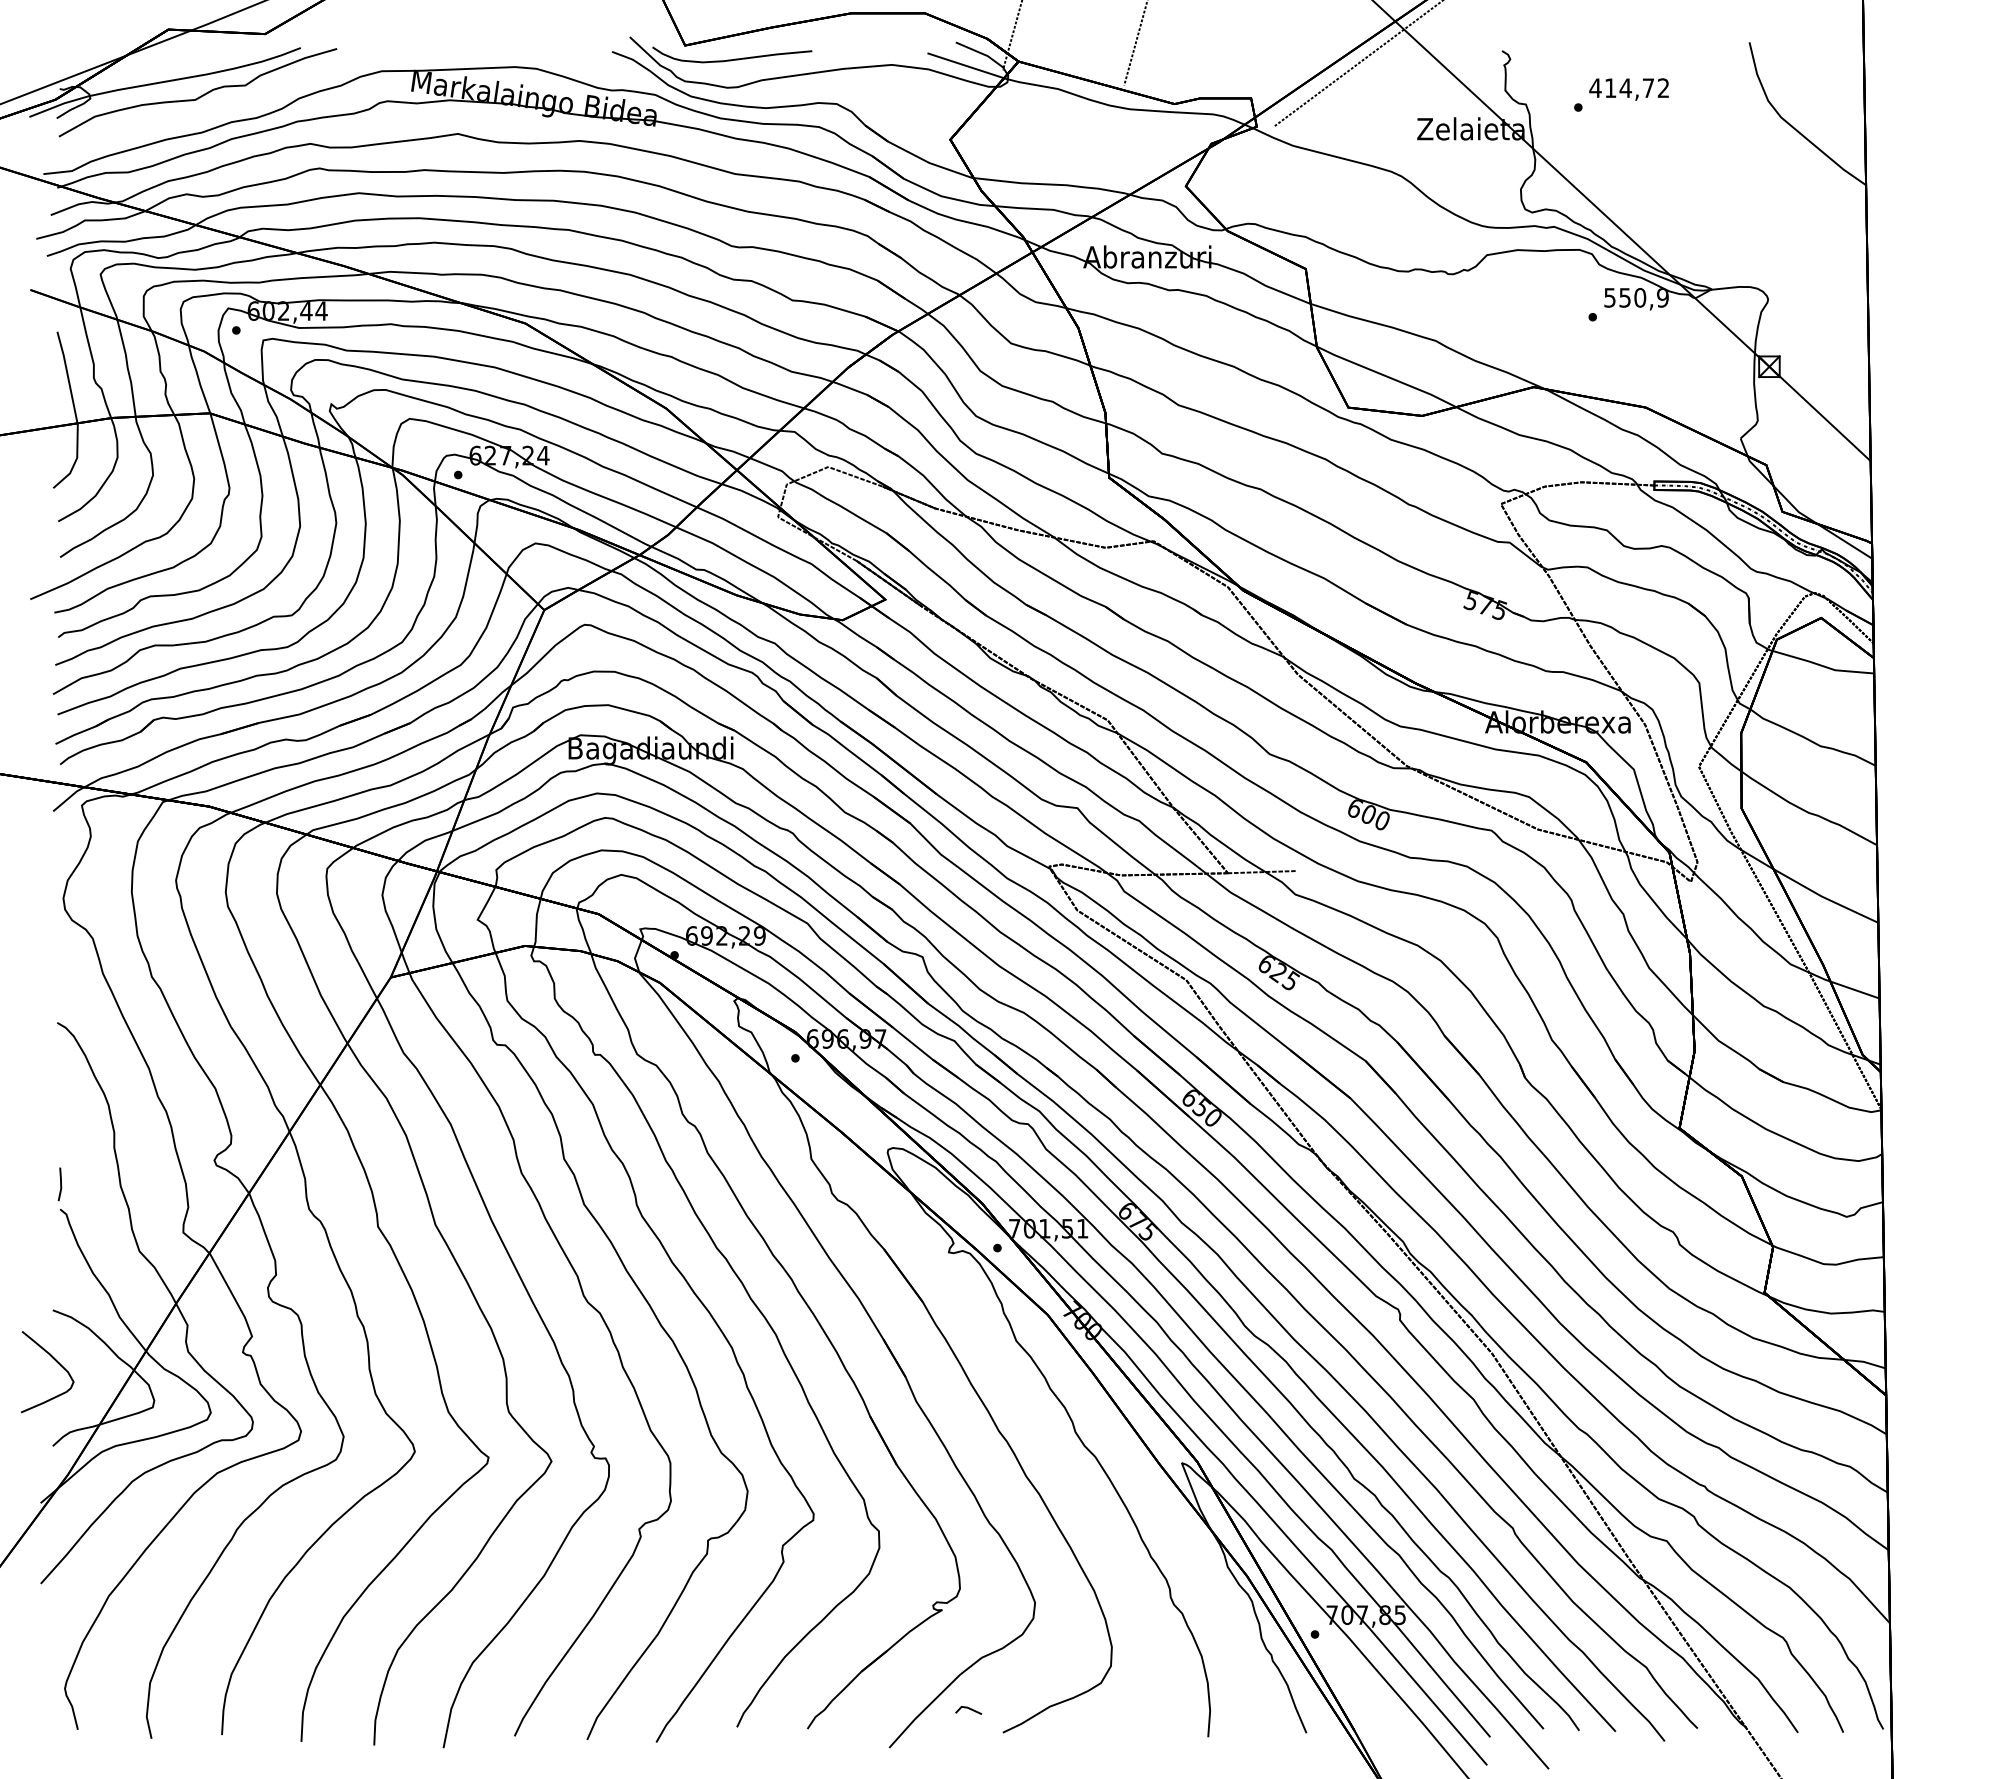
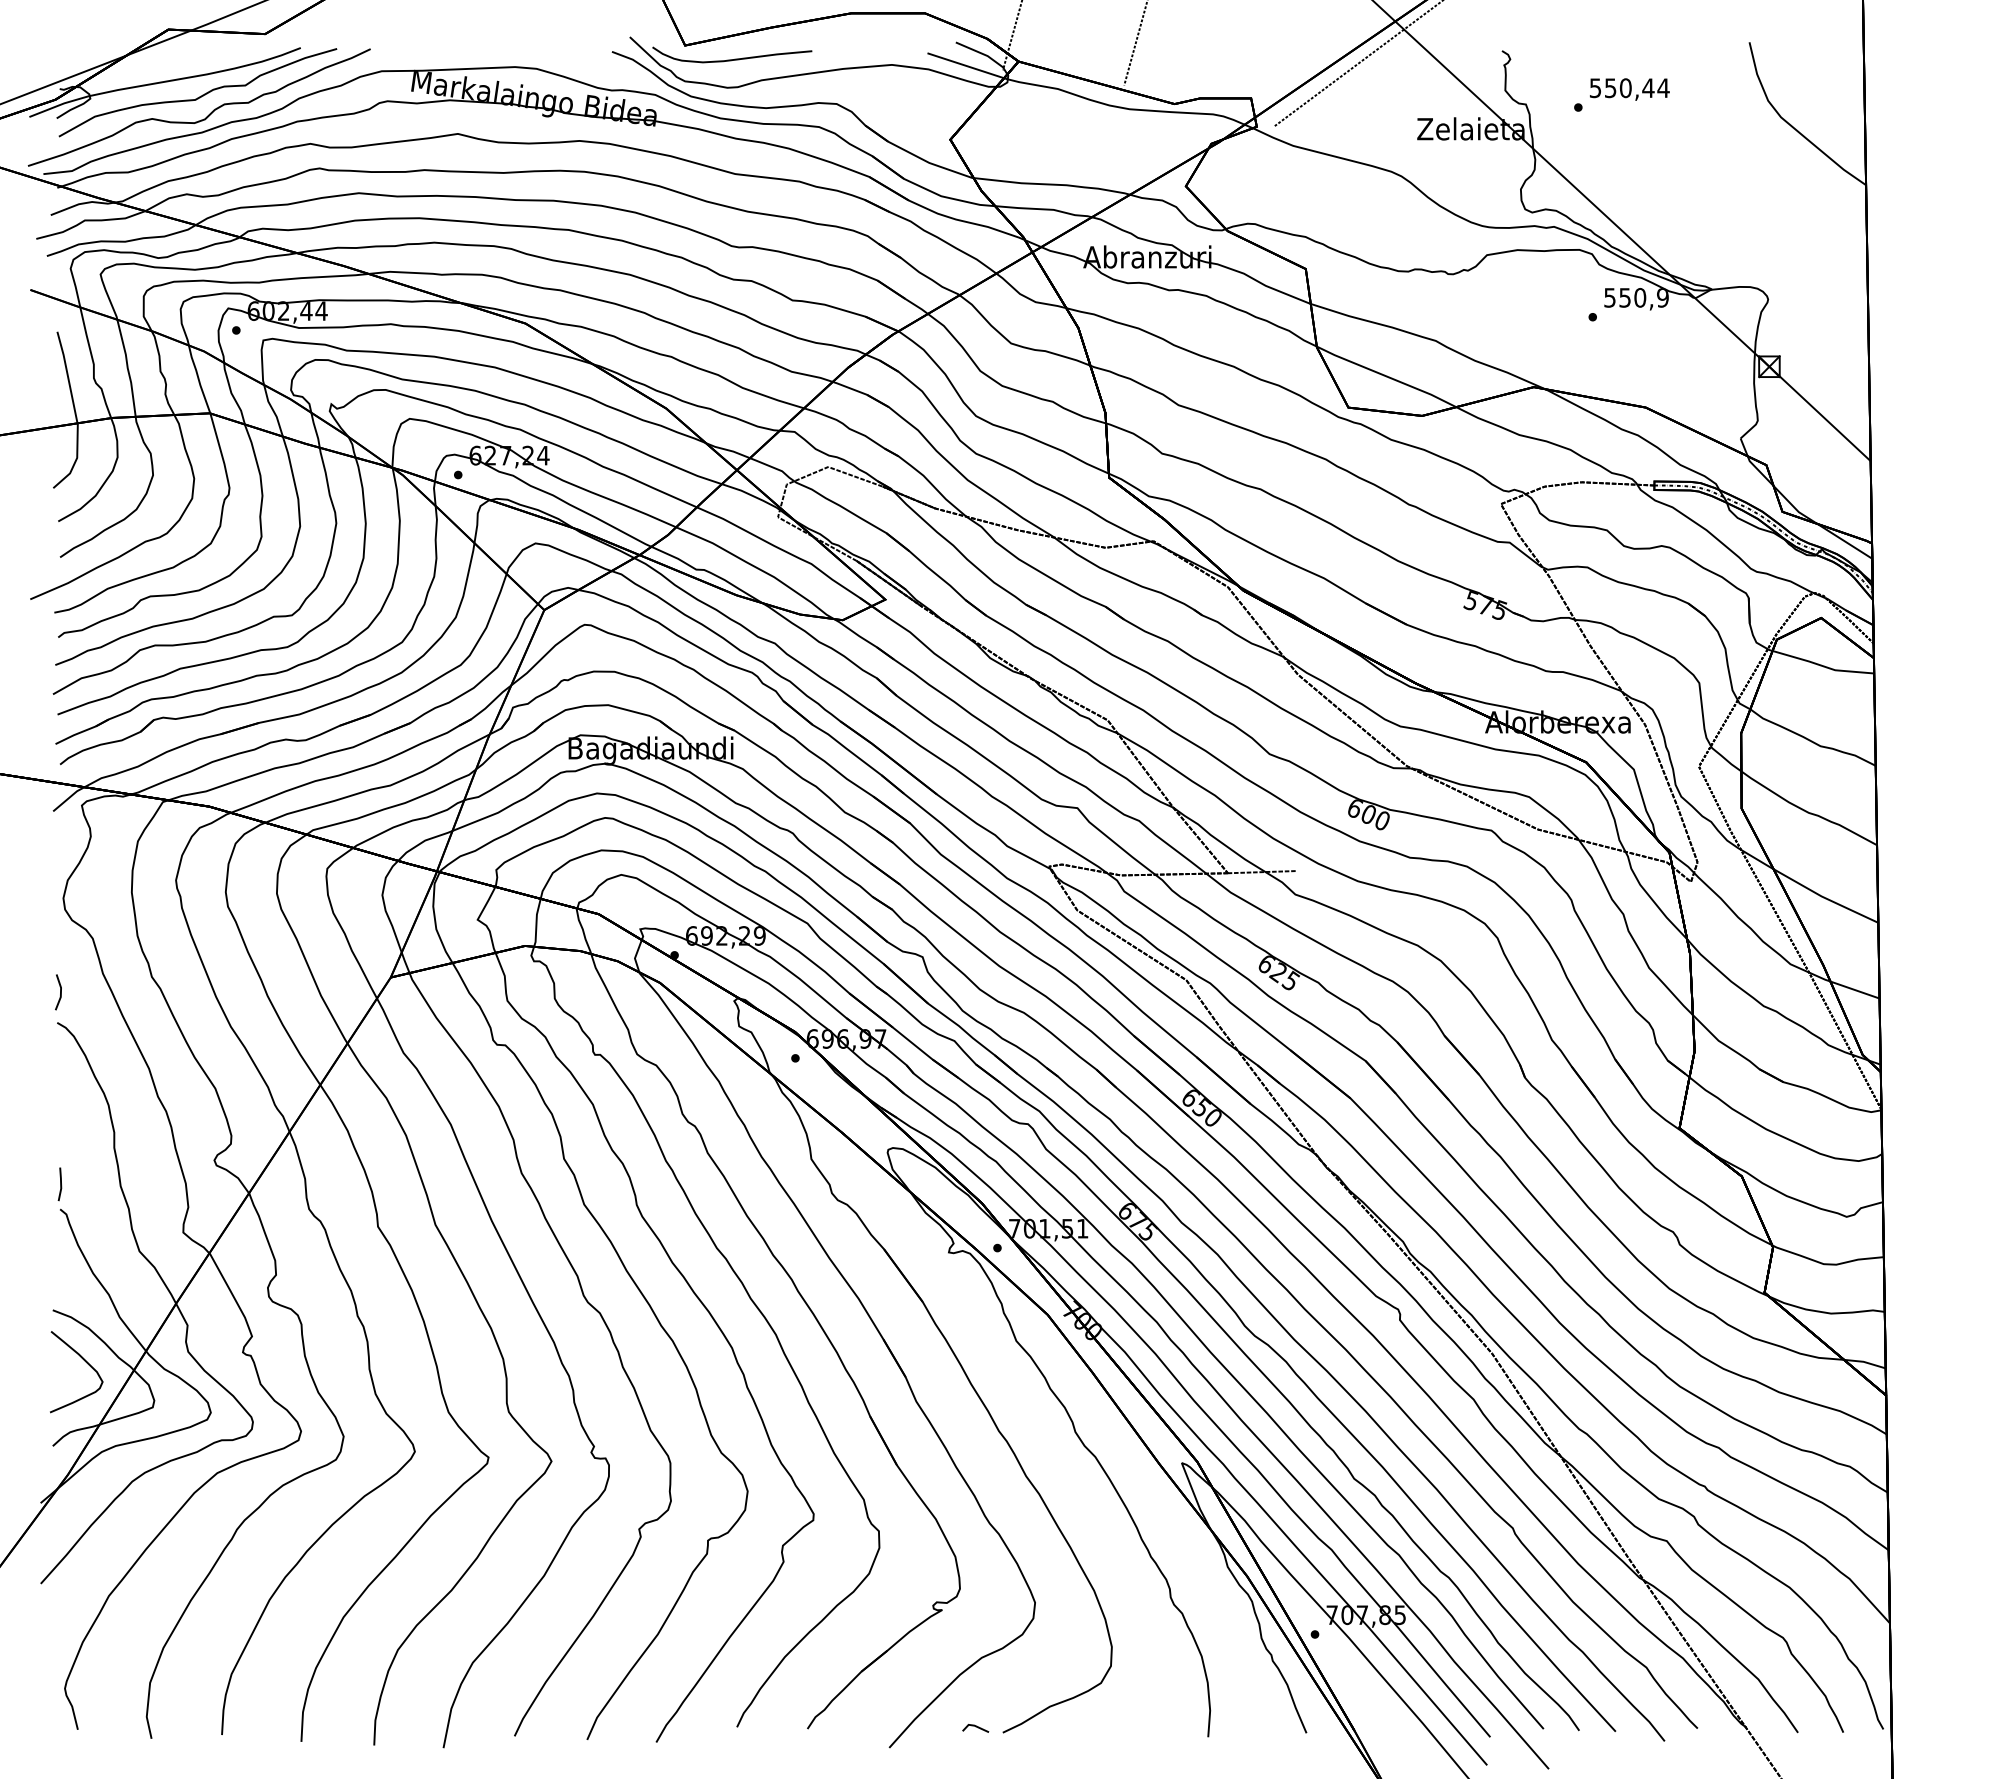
text: 414,72 -> 550,44 (1629, 88)
curve: none -> present (207, 115)
line: none -> present (60, 992)
curve position: (56, 1362) -> (85, 1362) (85, 1362)
line position: (968, 1709) -> (975, 1727) (975, 1727)
